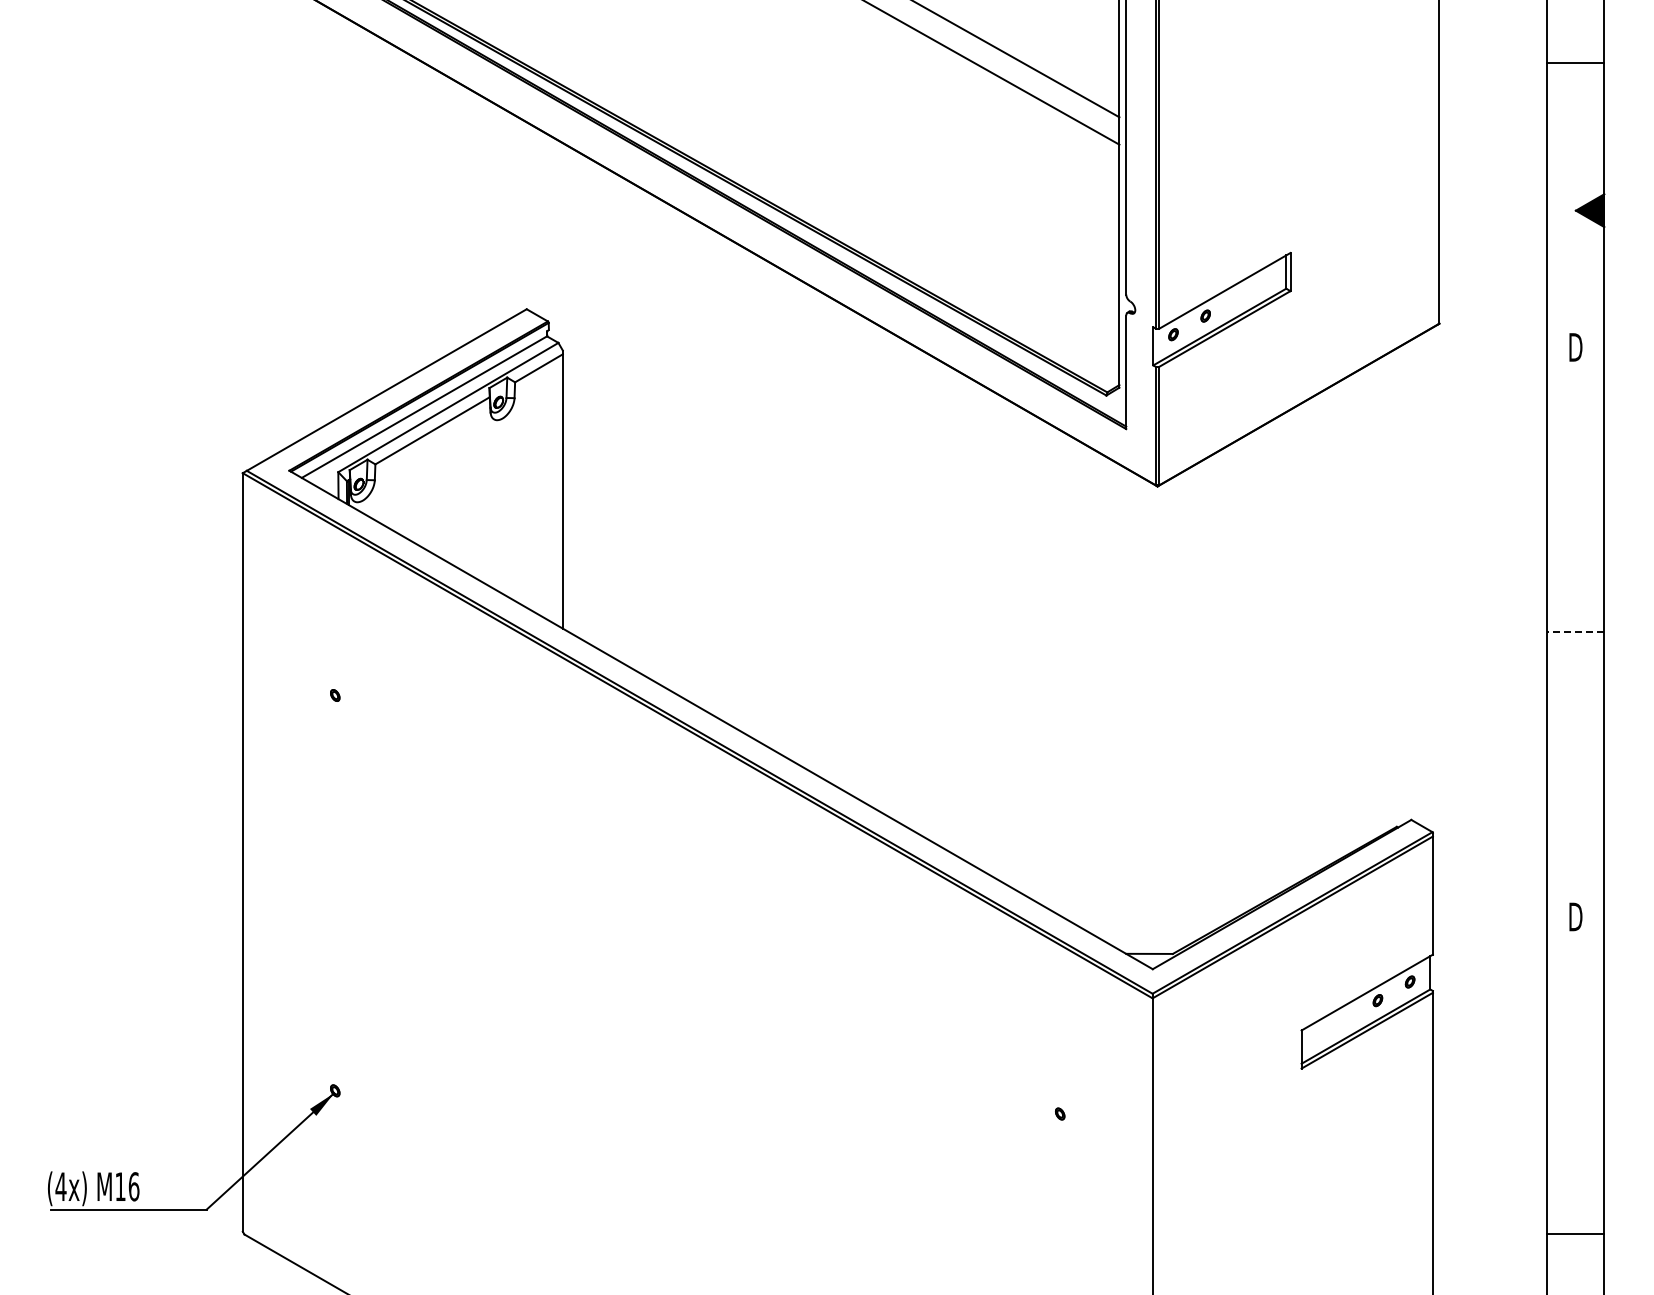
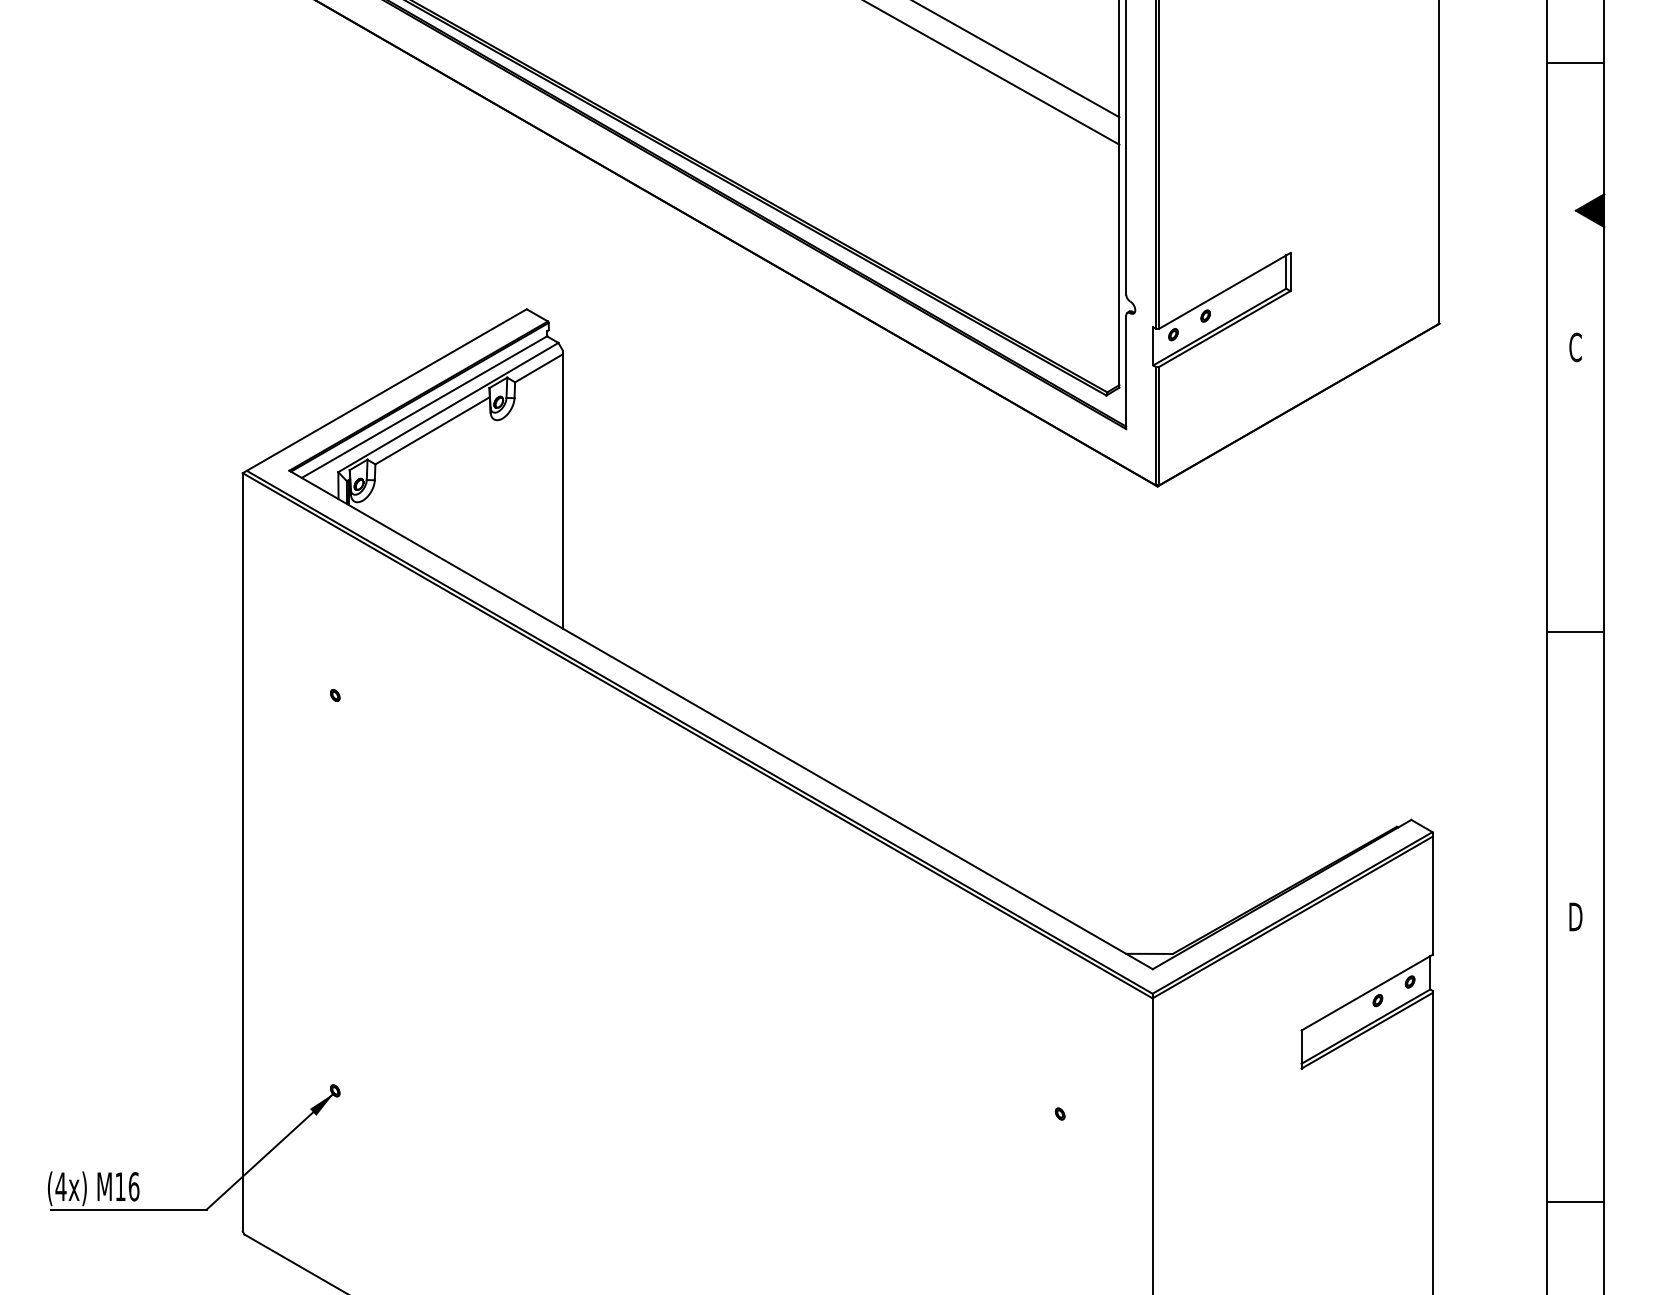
text: D -> C (1575, 347)
line: dashed -> solid (1575, 632)
line position: (1575, 1233) -> (1575, 1201) (1575, 1201)
